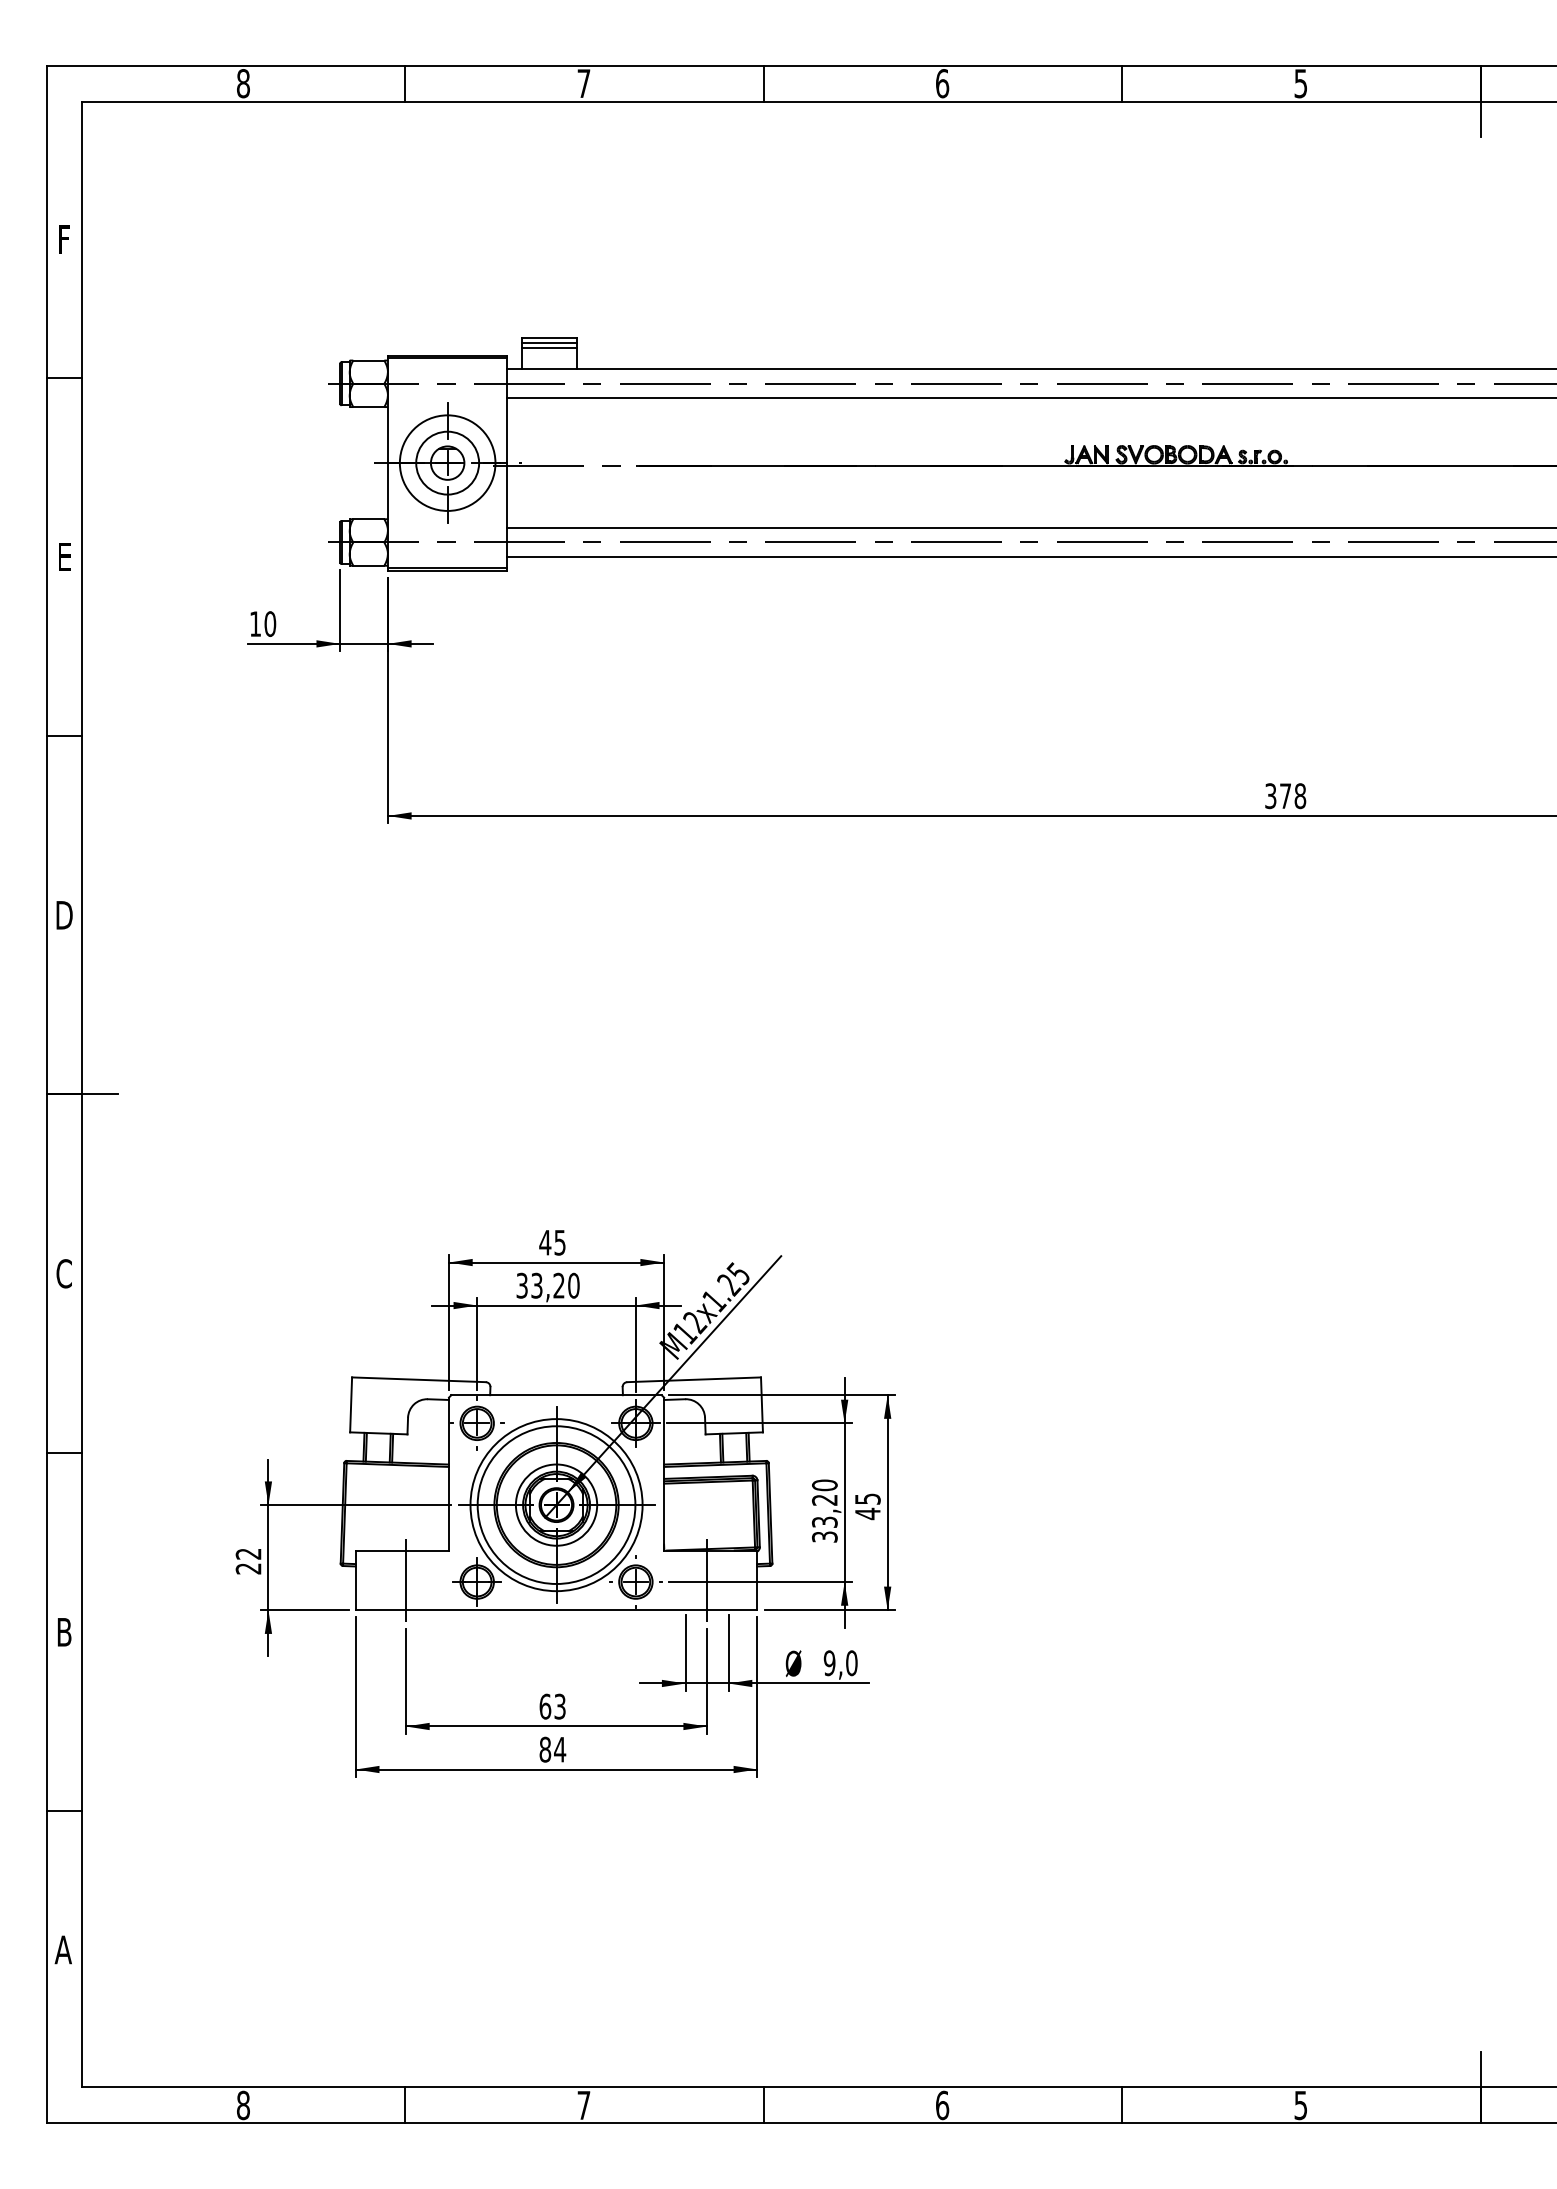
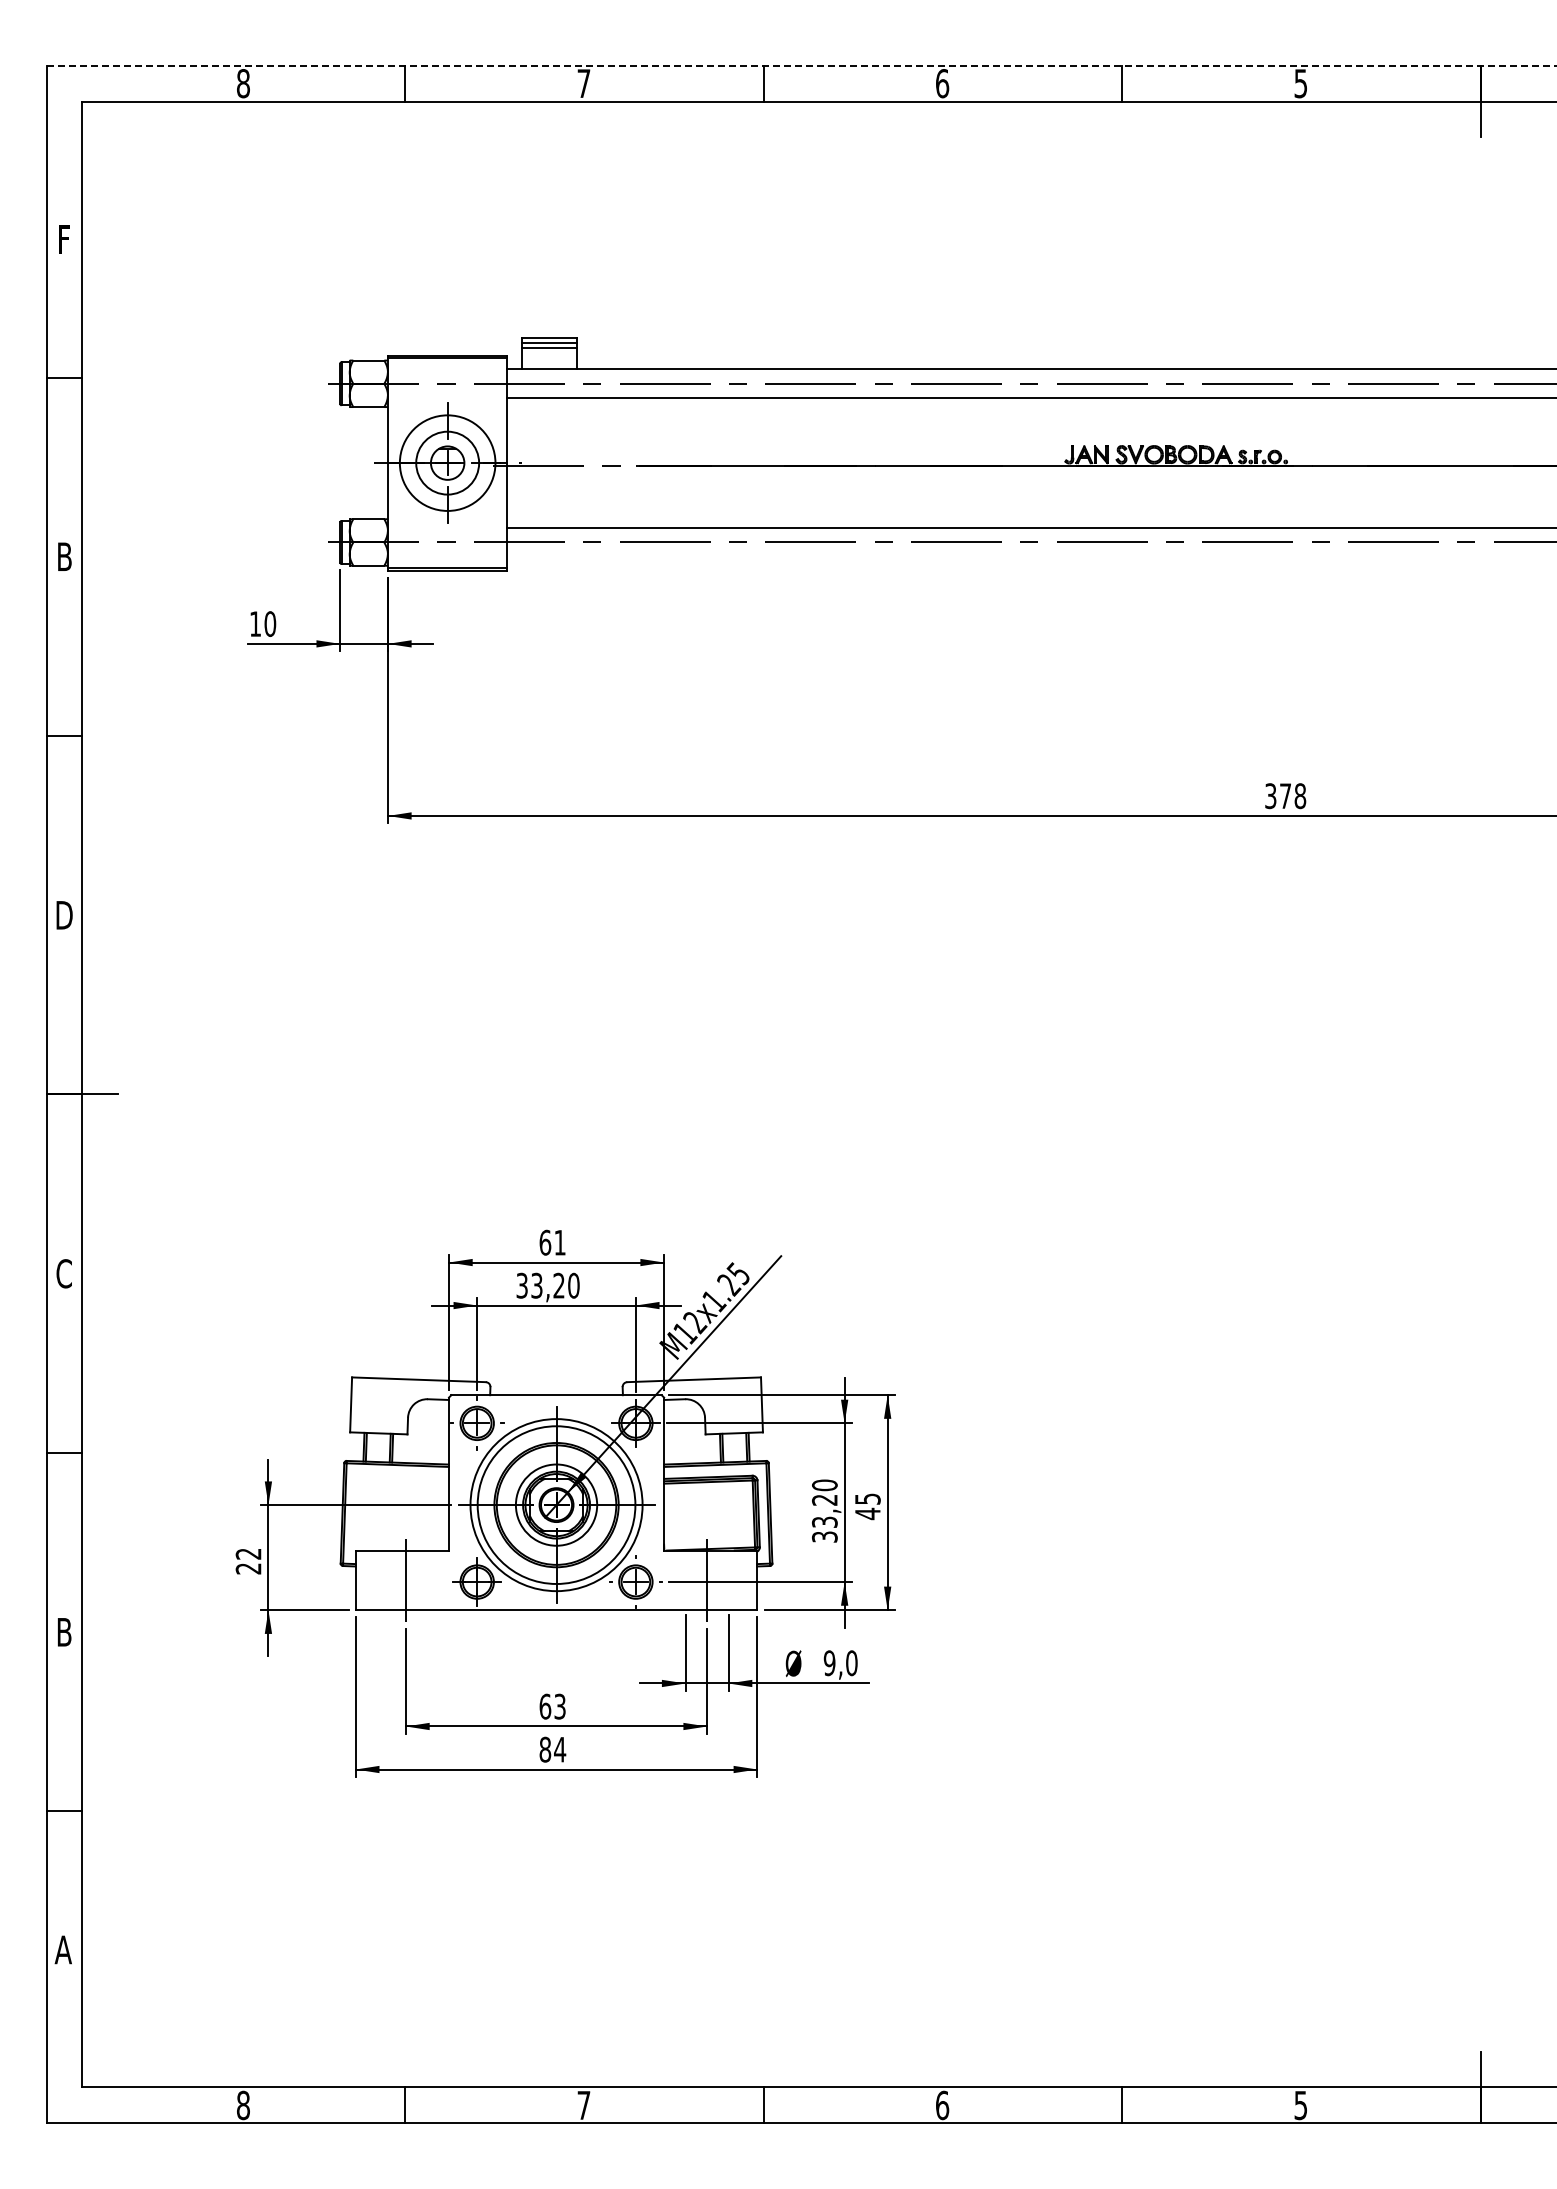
line: solid -> dashed (801, 65)
text: E -> B (64, 556)
line: present -> none (1030, 556)
text: 45 -> 61 (552, 1242)
